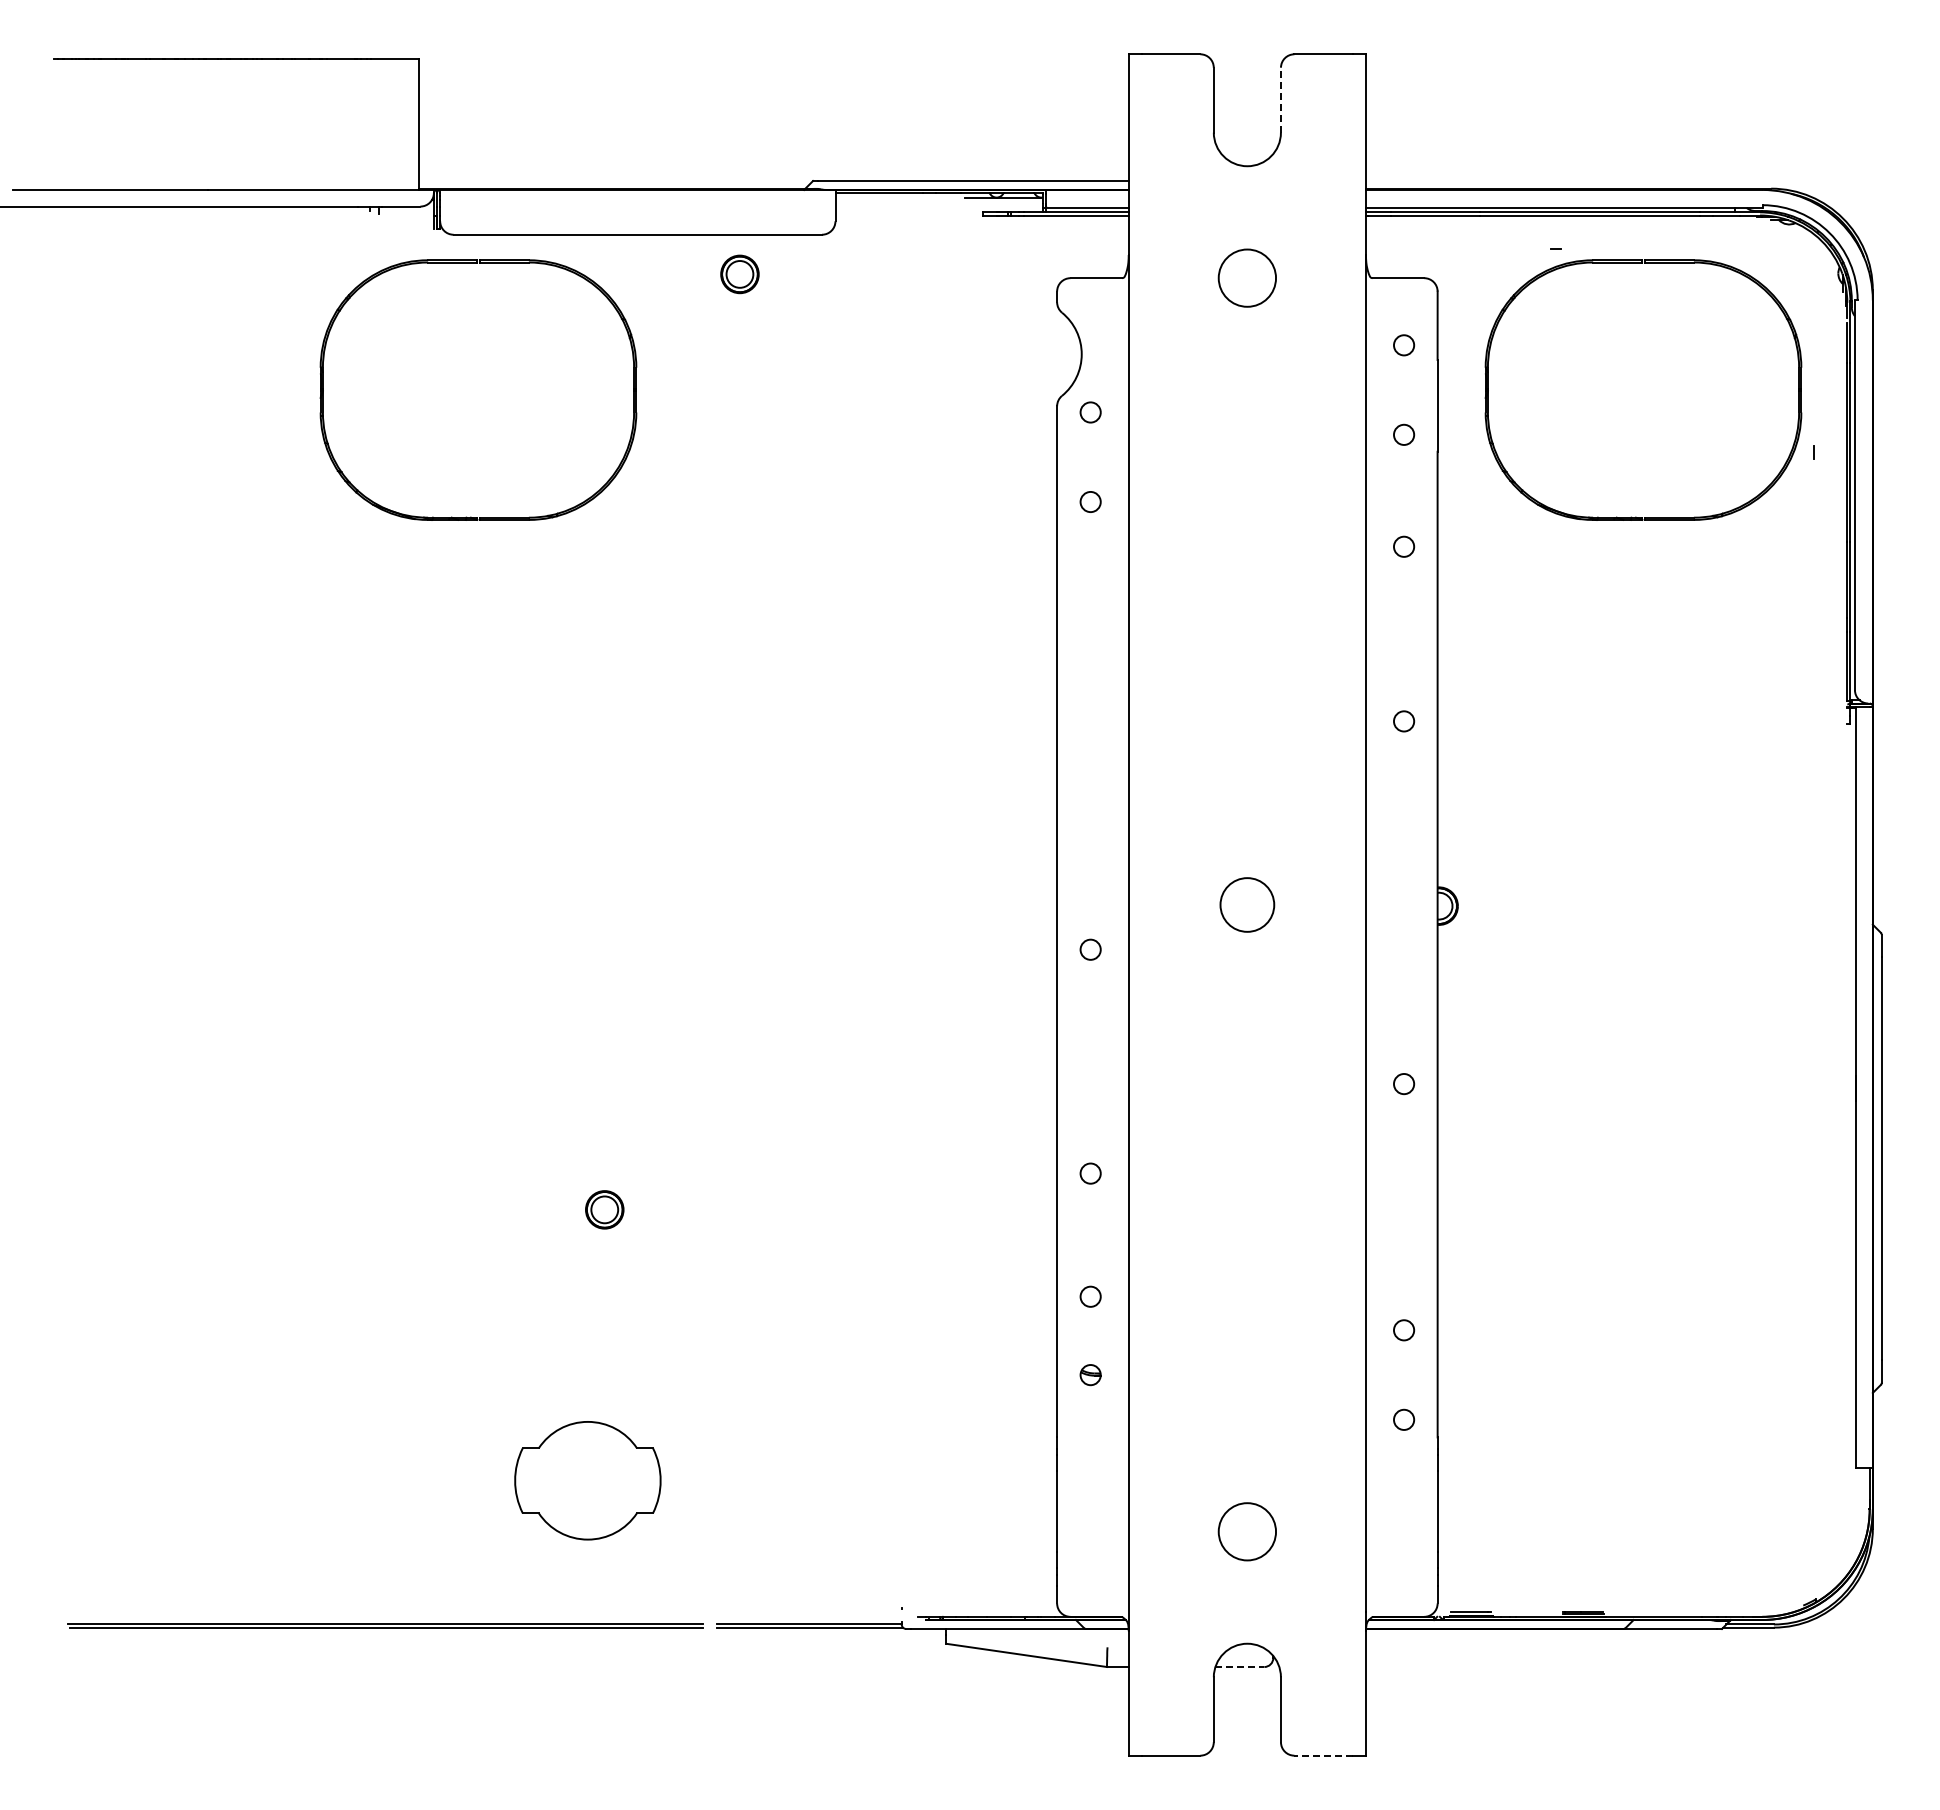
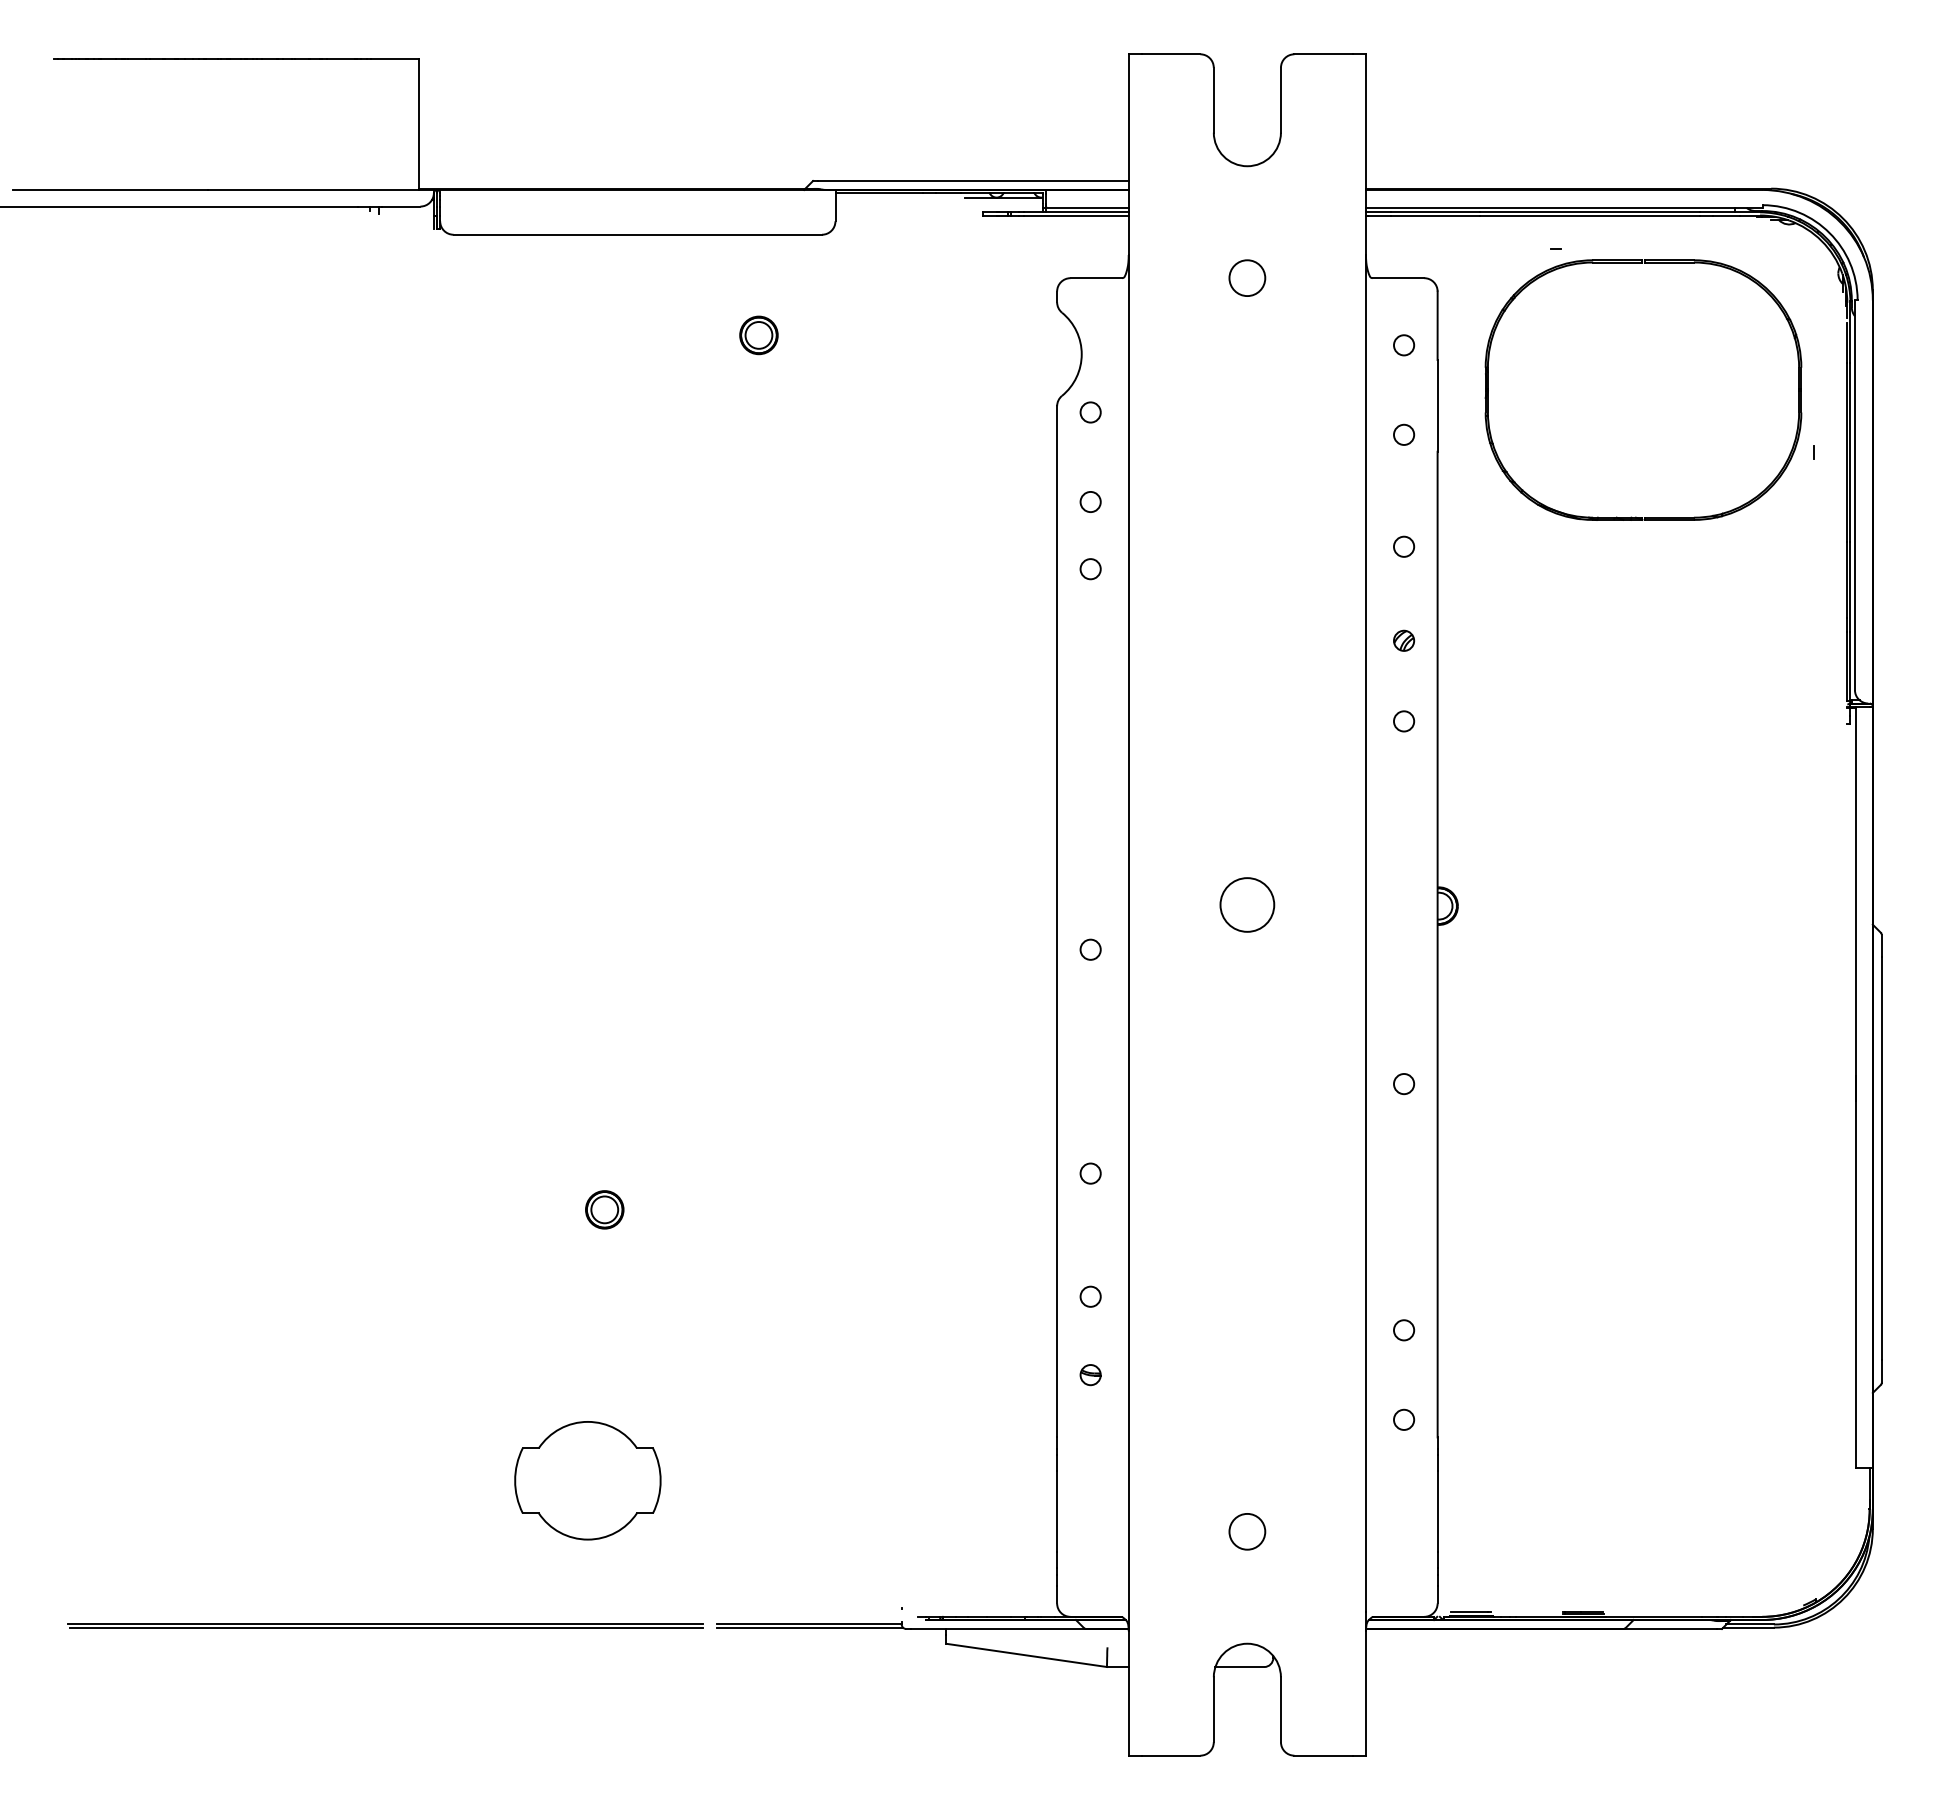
line: dashed -> solid (1280, 99)
part: present -> none (477, 263)
part position: (739, 274) -> (758, 335) (758, 335)
circle diameter: 57 px -> 36 px (1247, 278)
circle: none -> present (1090, 569)
part: none -> present (1404, 640)
circle diameter: 57 px -> 36 px (1247, 1531)
line: dashed -> solid (1240, 1667)
line: dashed -> solid (1323, 1755)
